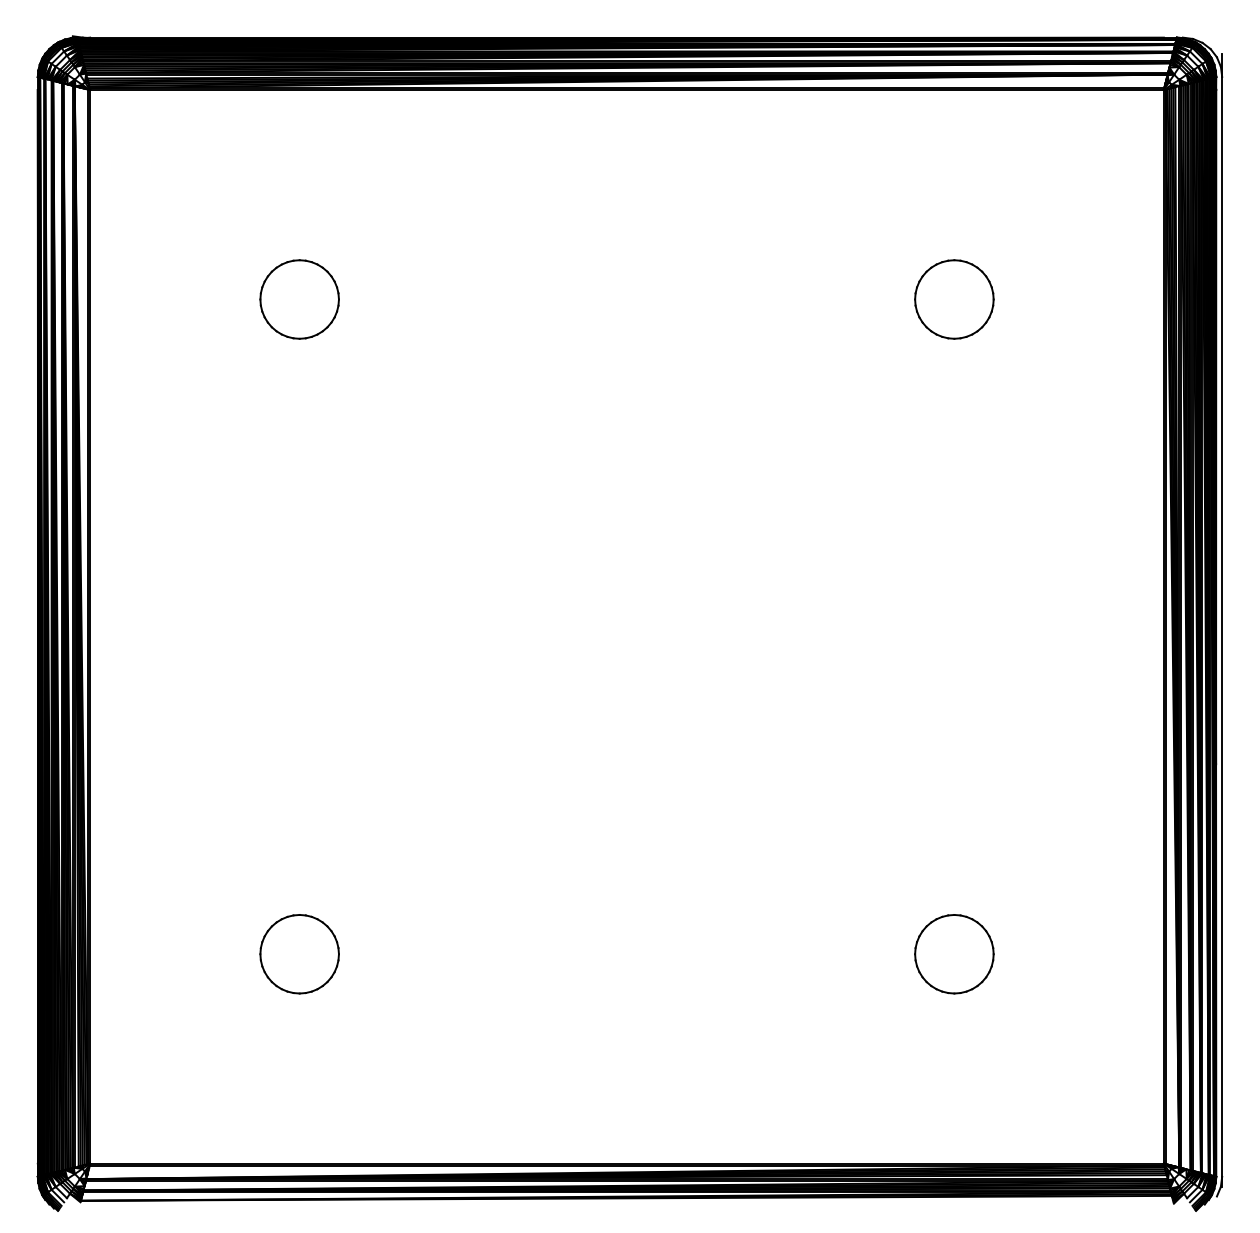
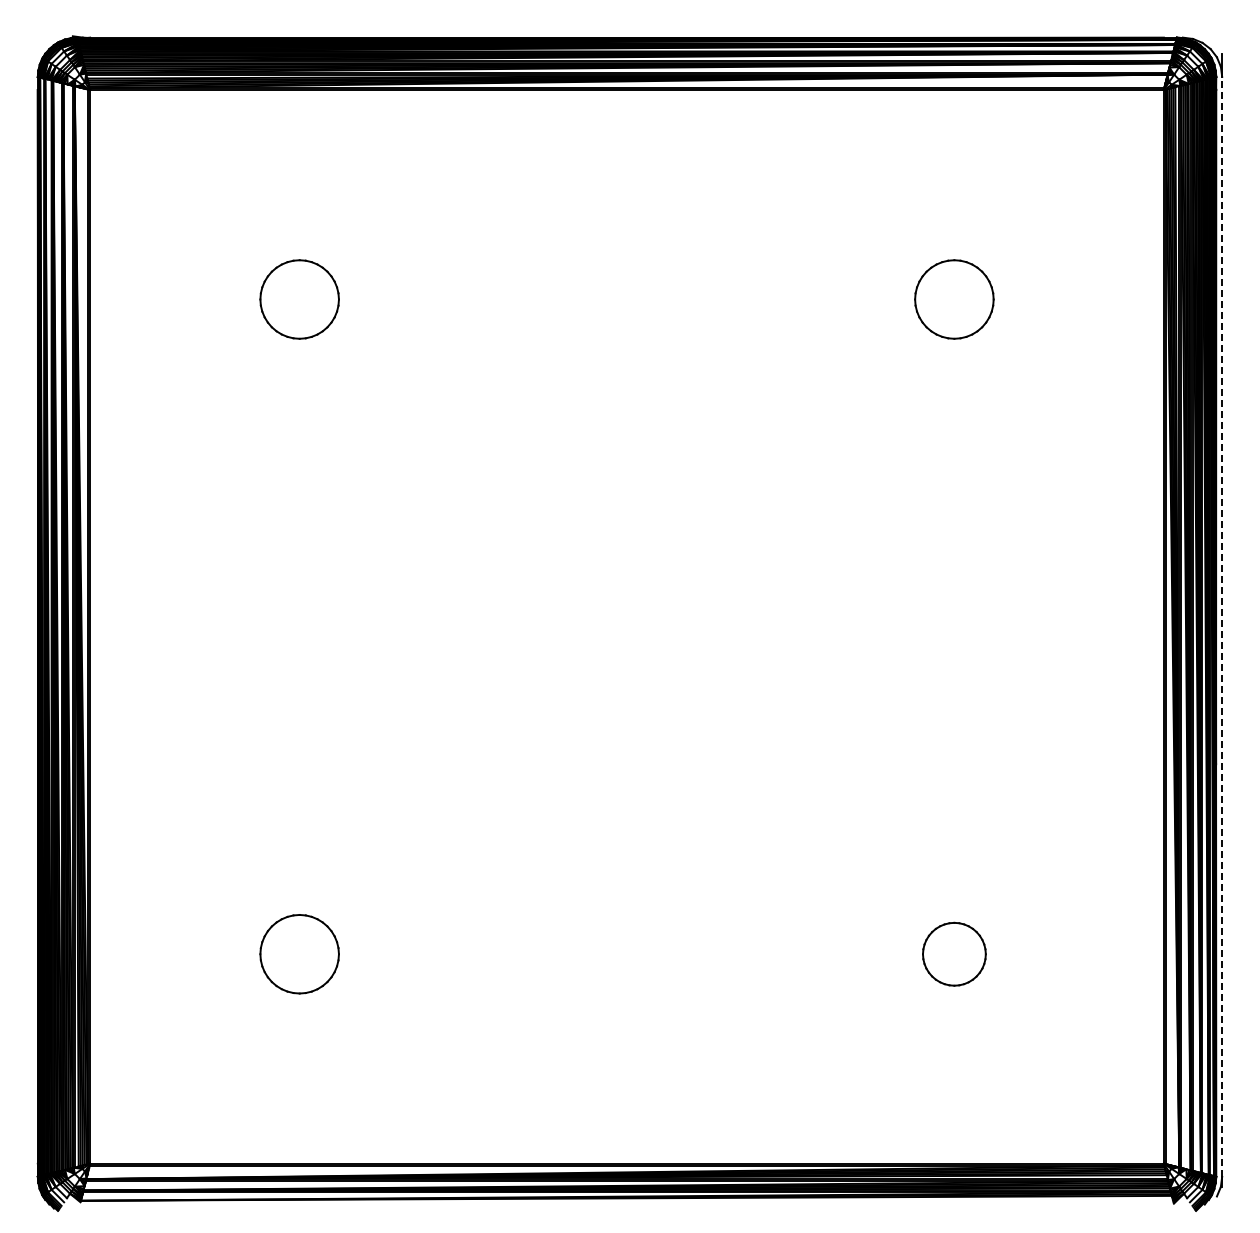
line: solid -> dashed (1222, 626)
part size: 81x81 px -> 65x66 px (954, 953)
